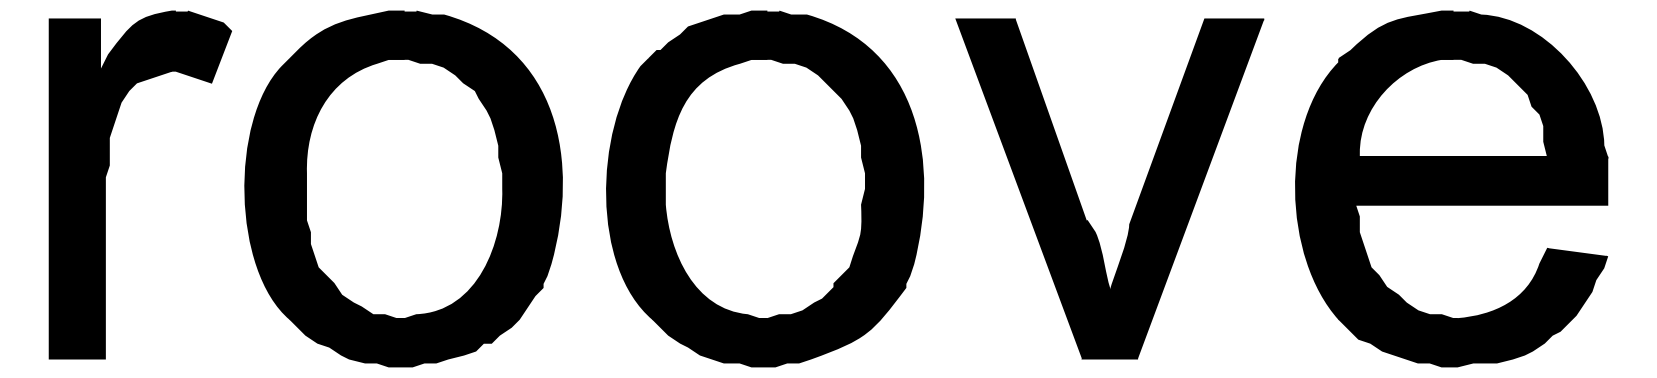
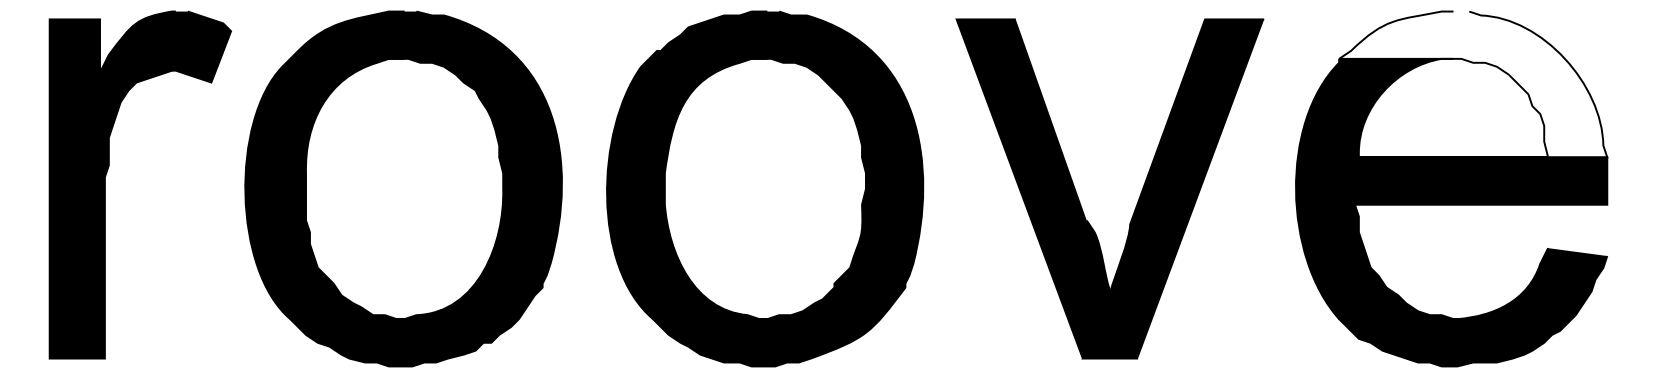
fill: present -> none (1473, 84)
